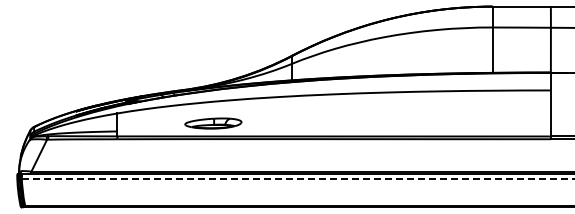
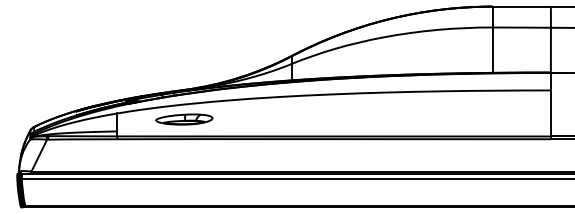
part position: (213, 123) -> (184, 119) (184, 119)
line: dashed -> solid (298, 178)
